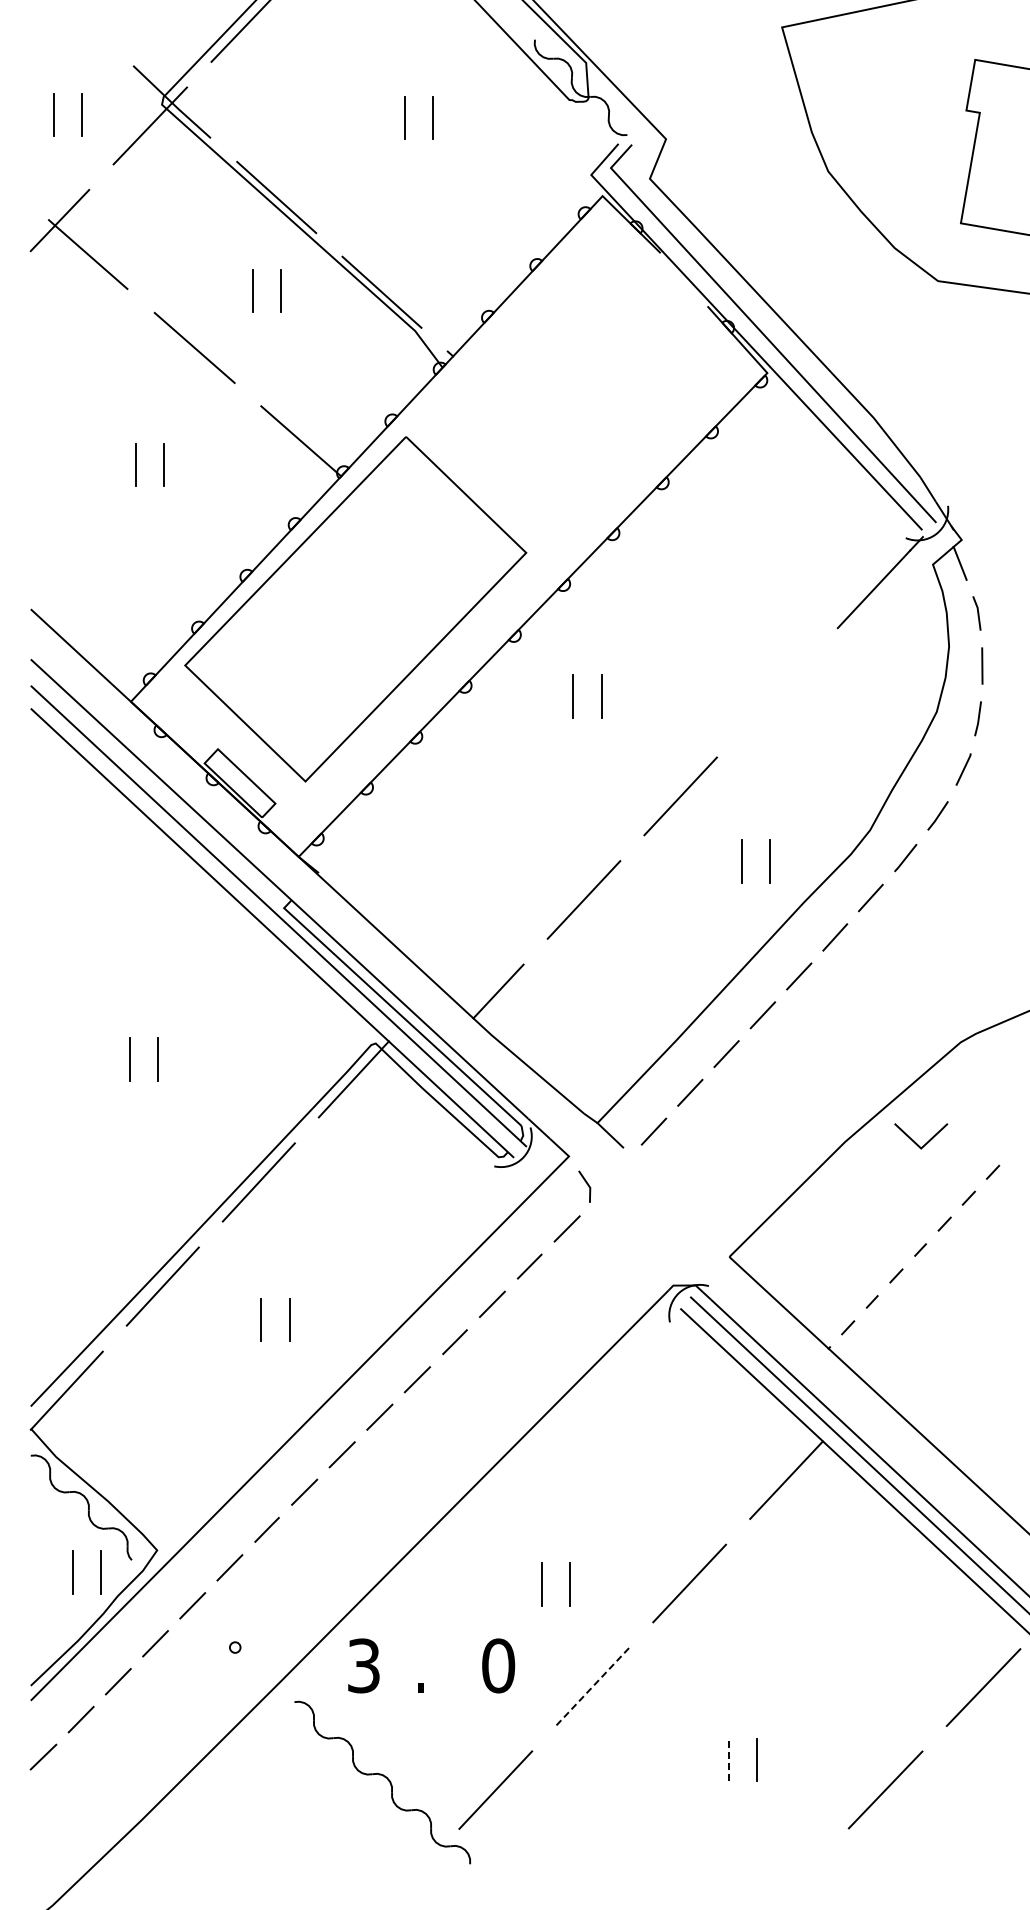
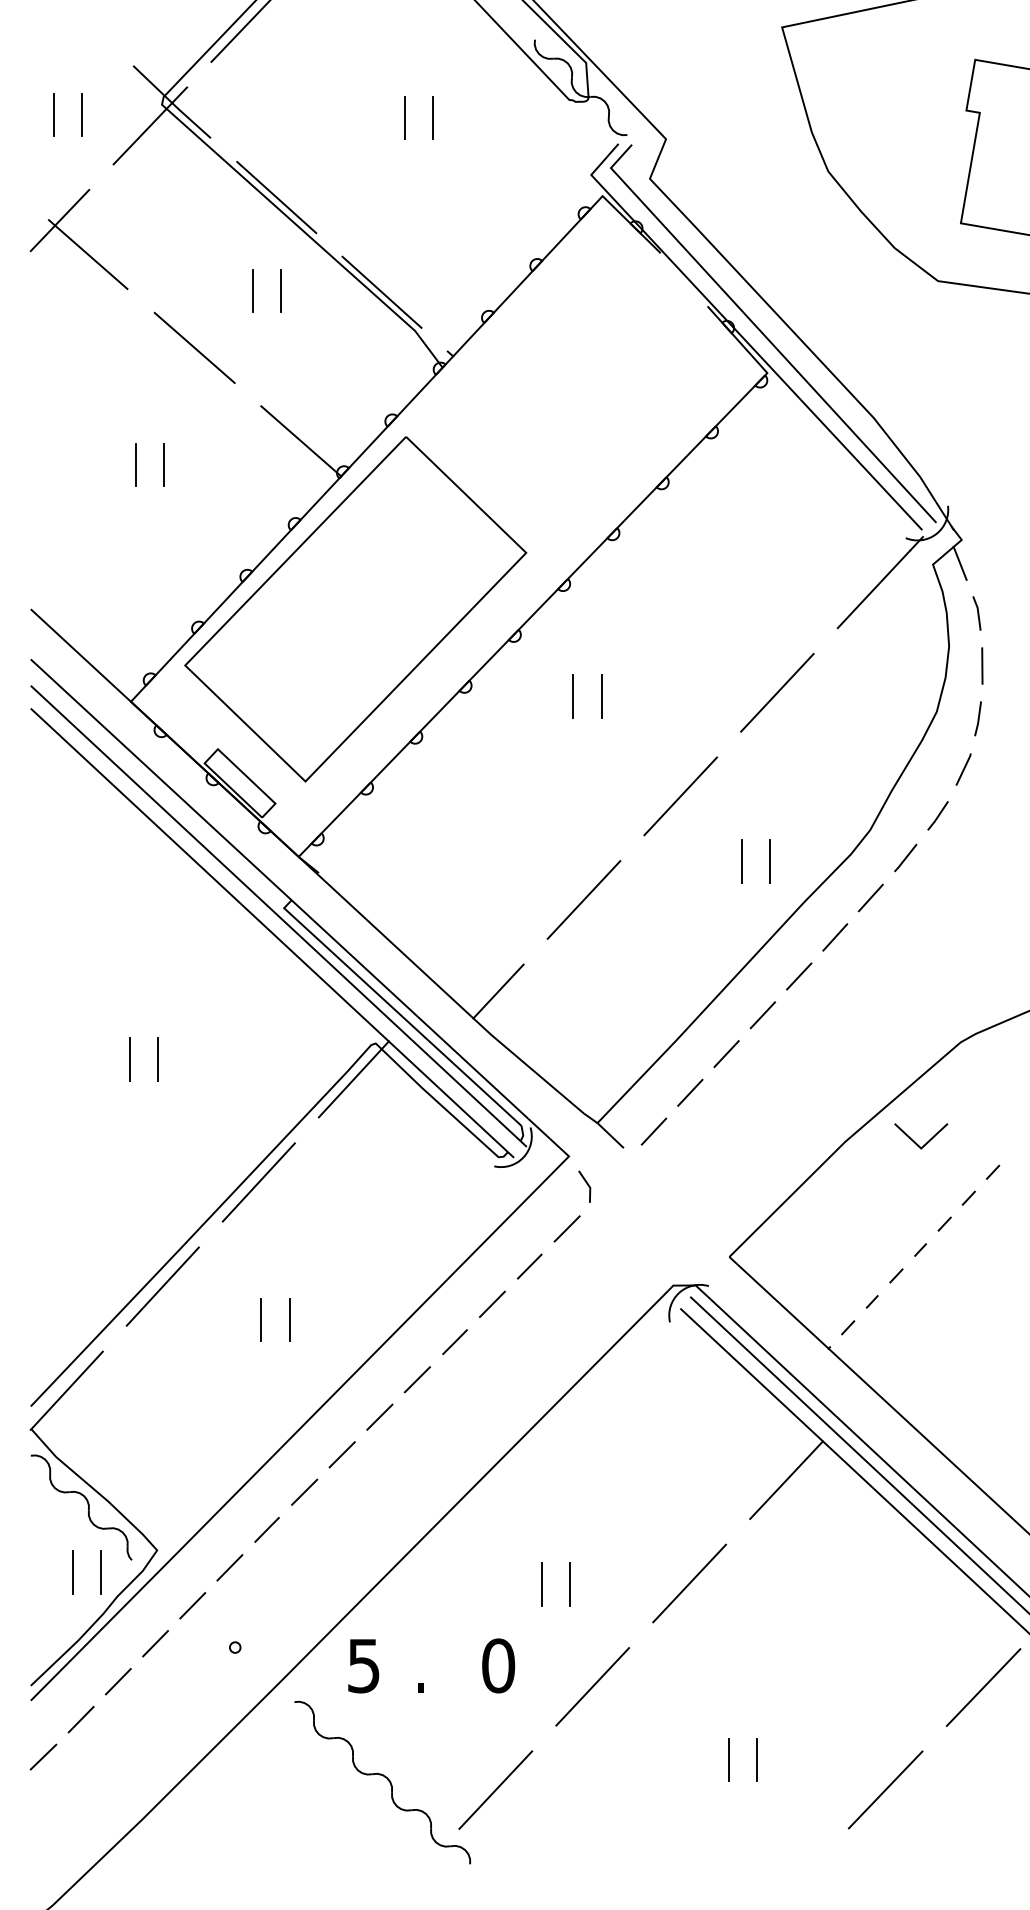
line: none -> present (777, 692)
text: 3 -> 5 (363, 1665)
line: dashed -> solid (592, 1687)
line: dashed -> solid (728, 1759)
